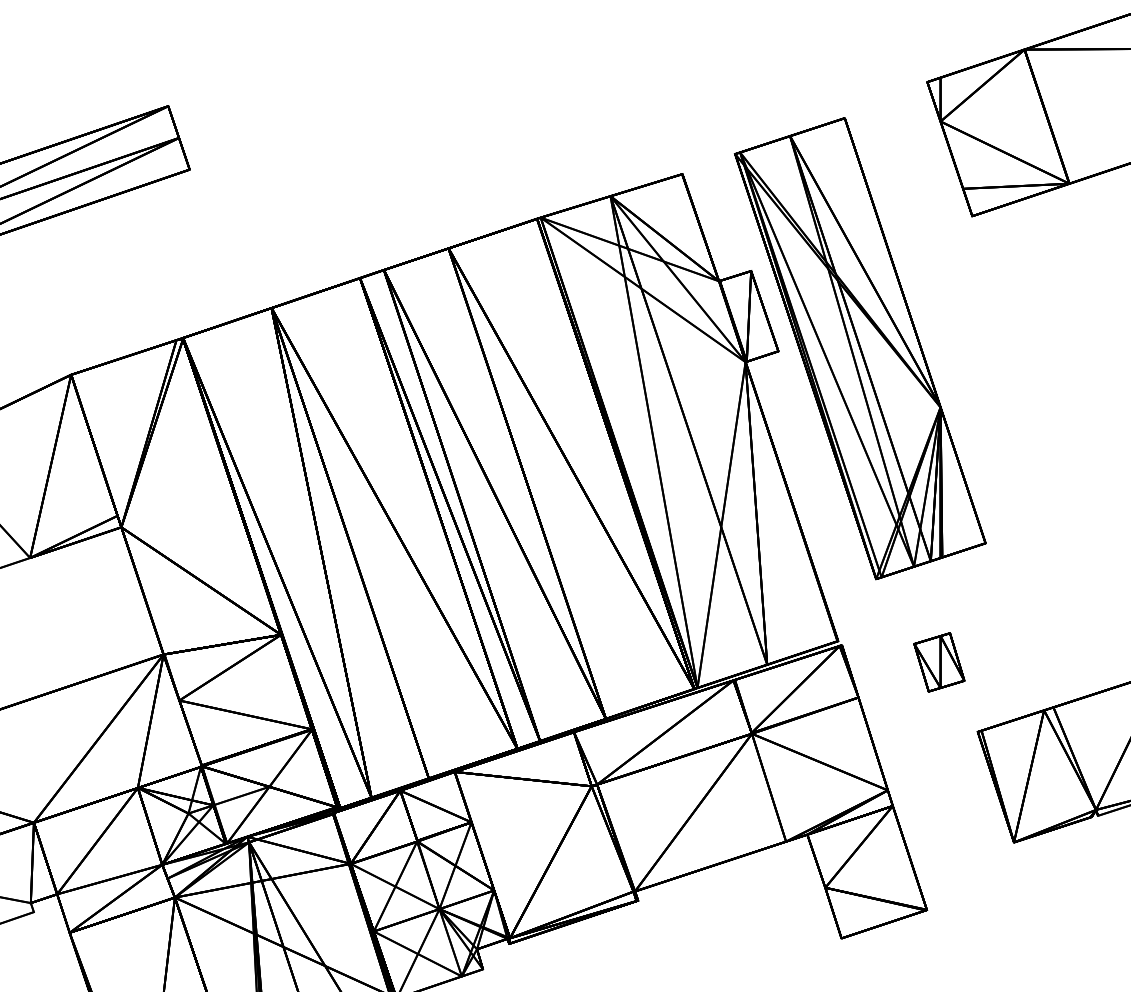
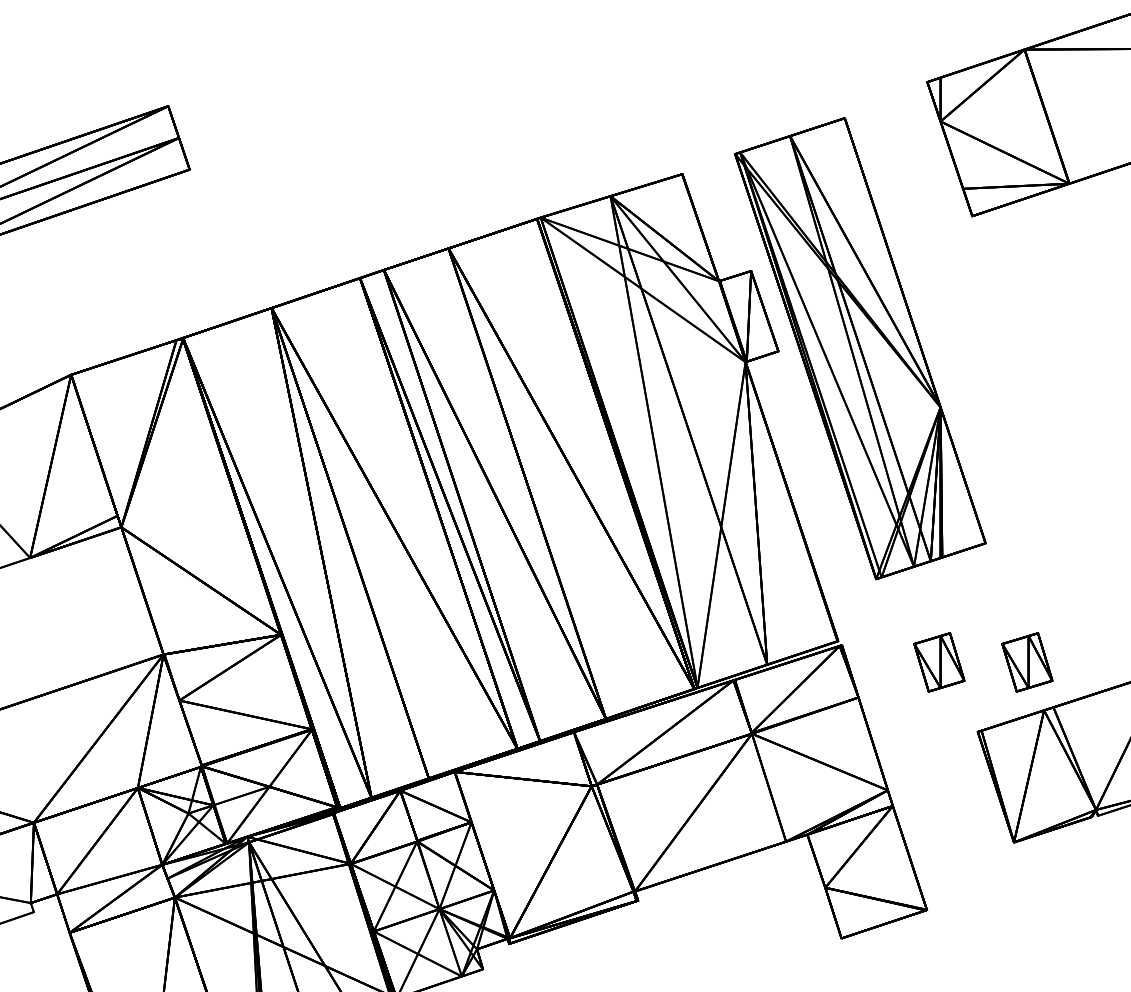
part: none -> present (1027, 662)
